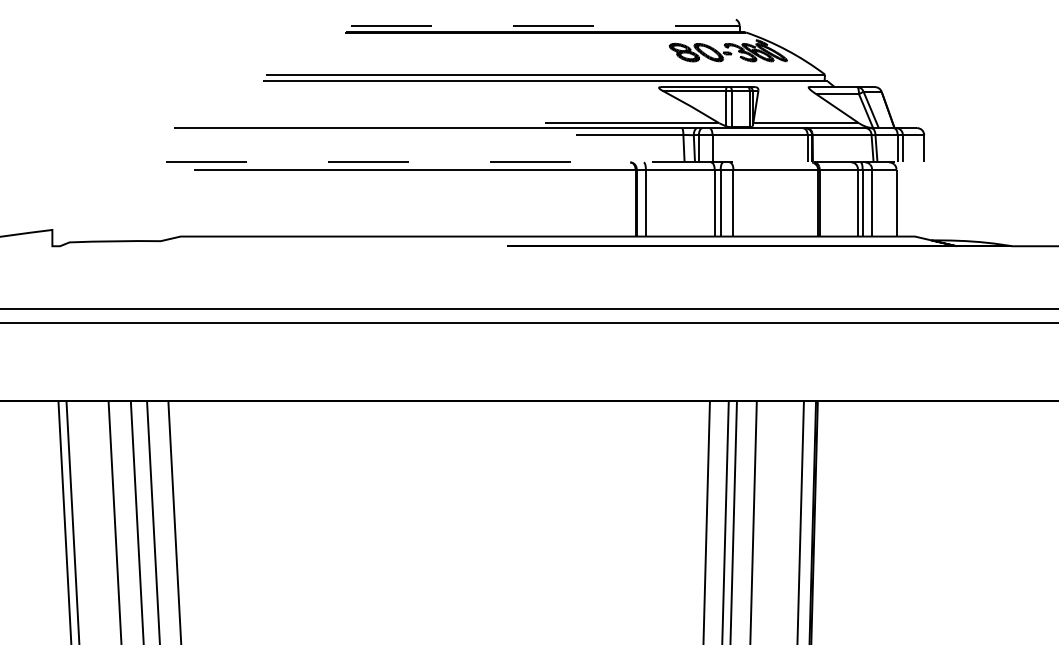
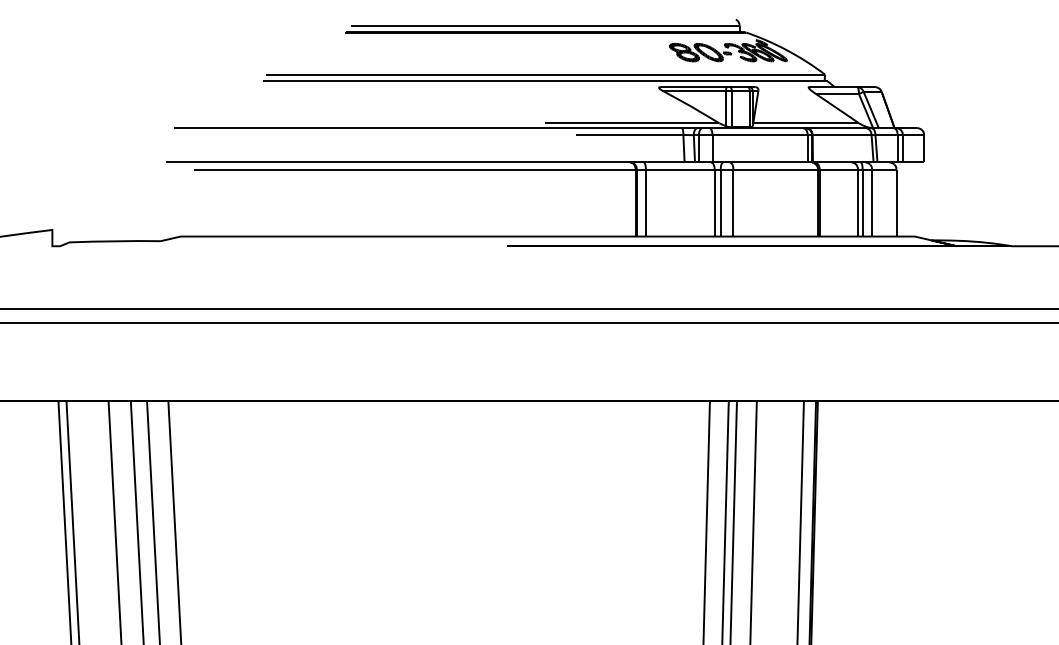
line: dashed -> solid (545, 25)
line: dashed -> solid (545, 162)
